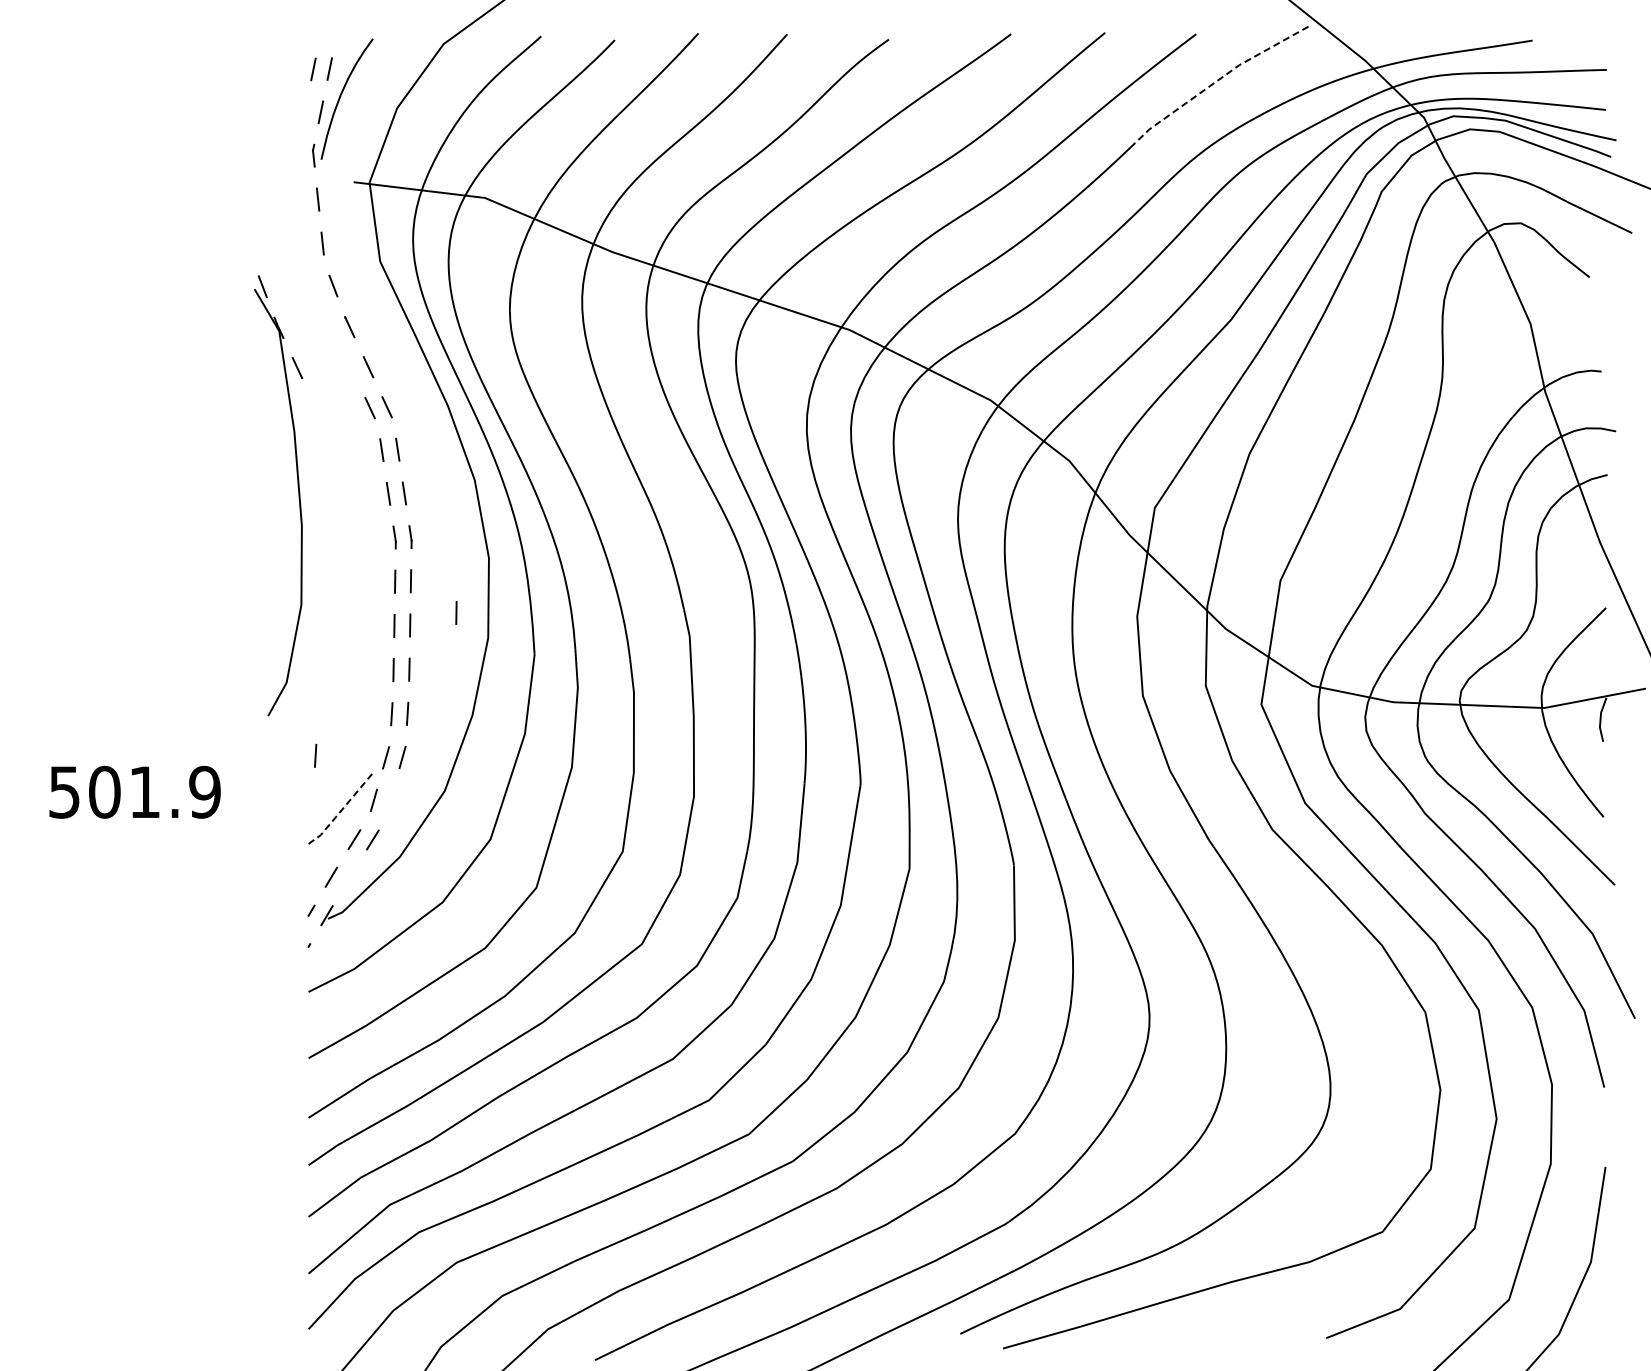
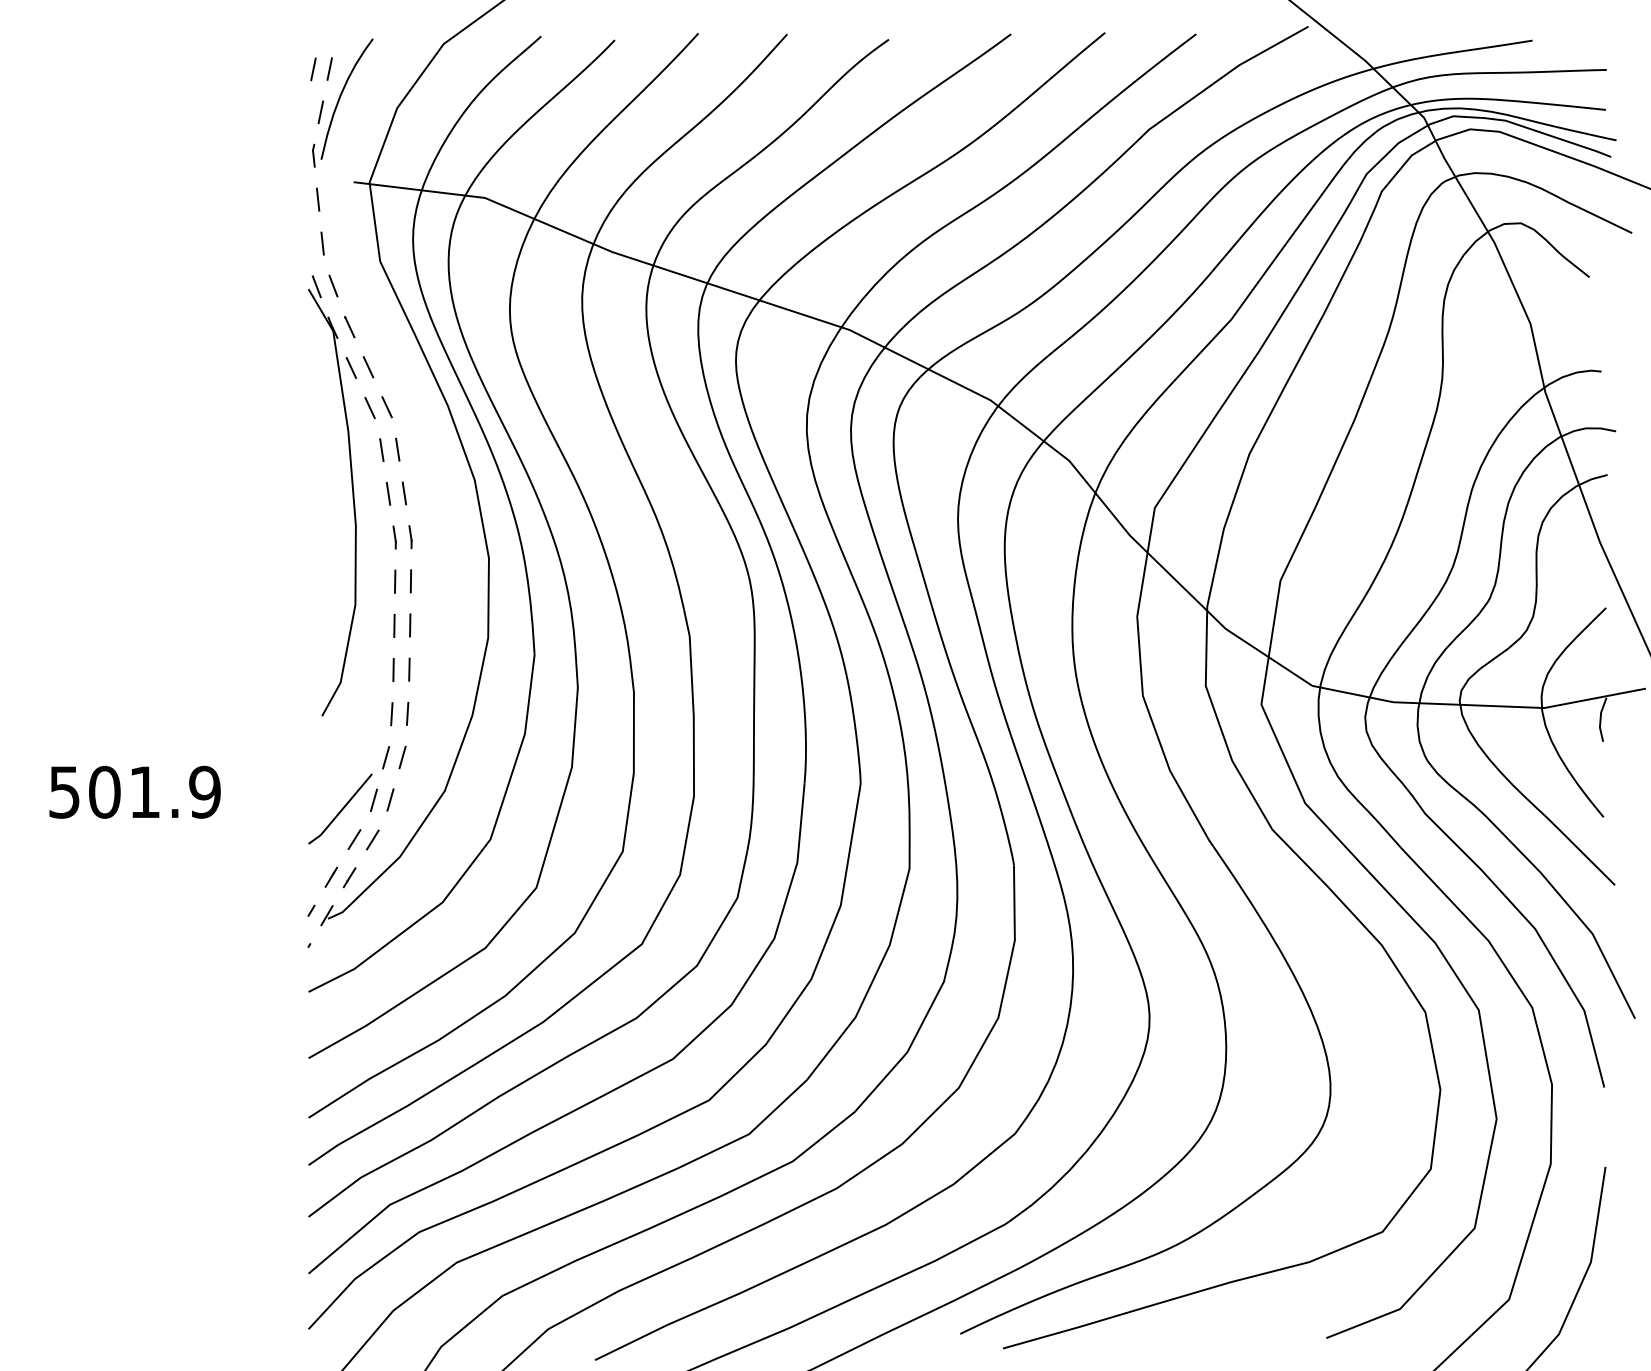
line: dashed -> solid (1218, 80)
part position: (298, 495) -> (352, 495) (352, 495)
line: present -> none (456, 612)
line: present -> none (315, 755)
line: none -> present (390, 799)
line: dashed -> solid (340, 811)
line: none -> present (349, 877)
